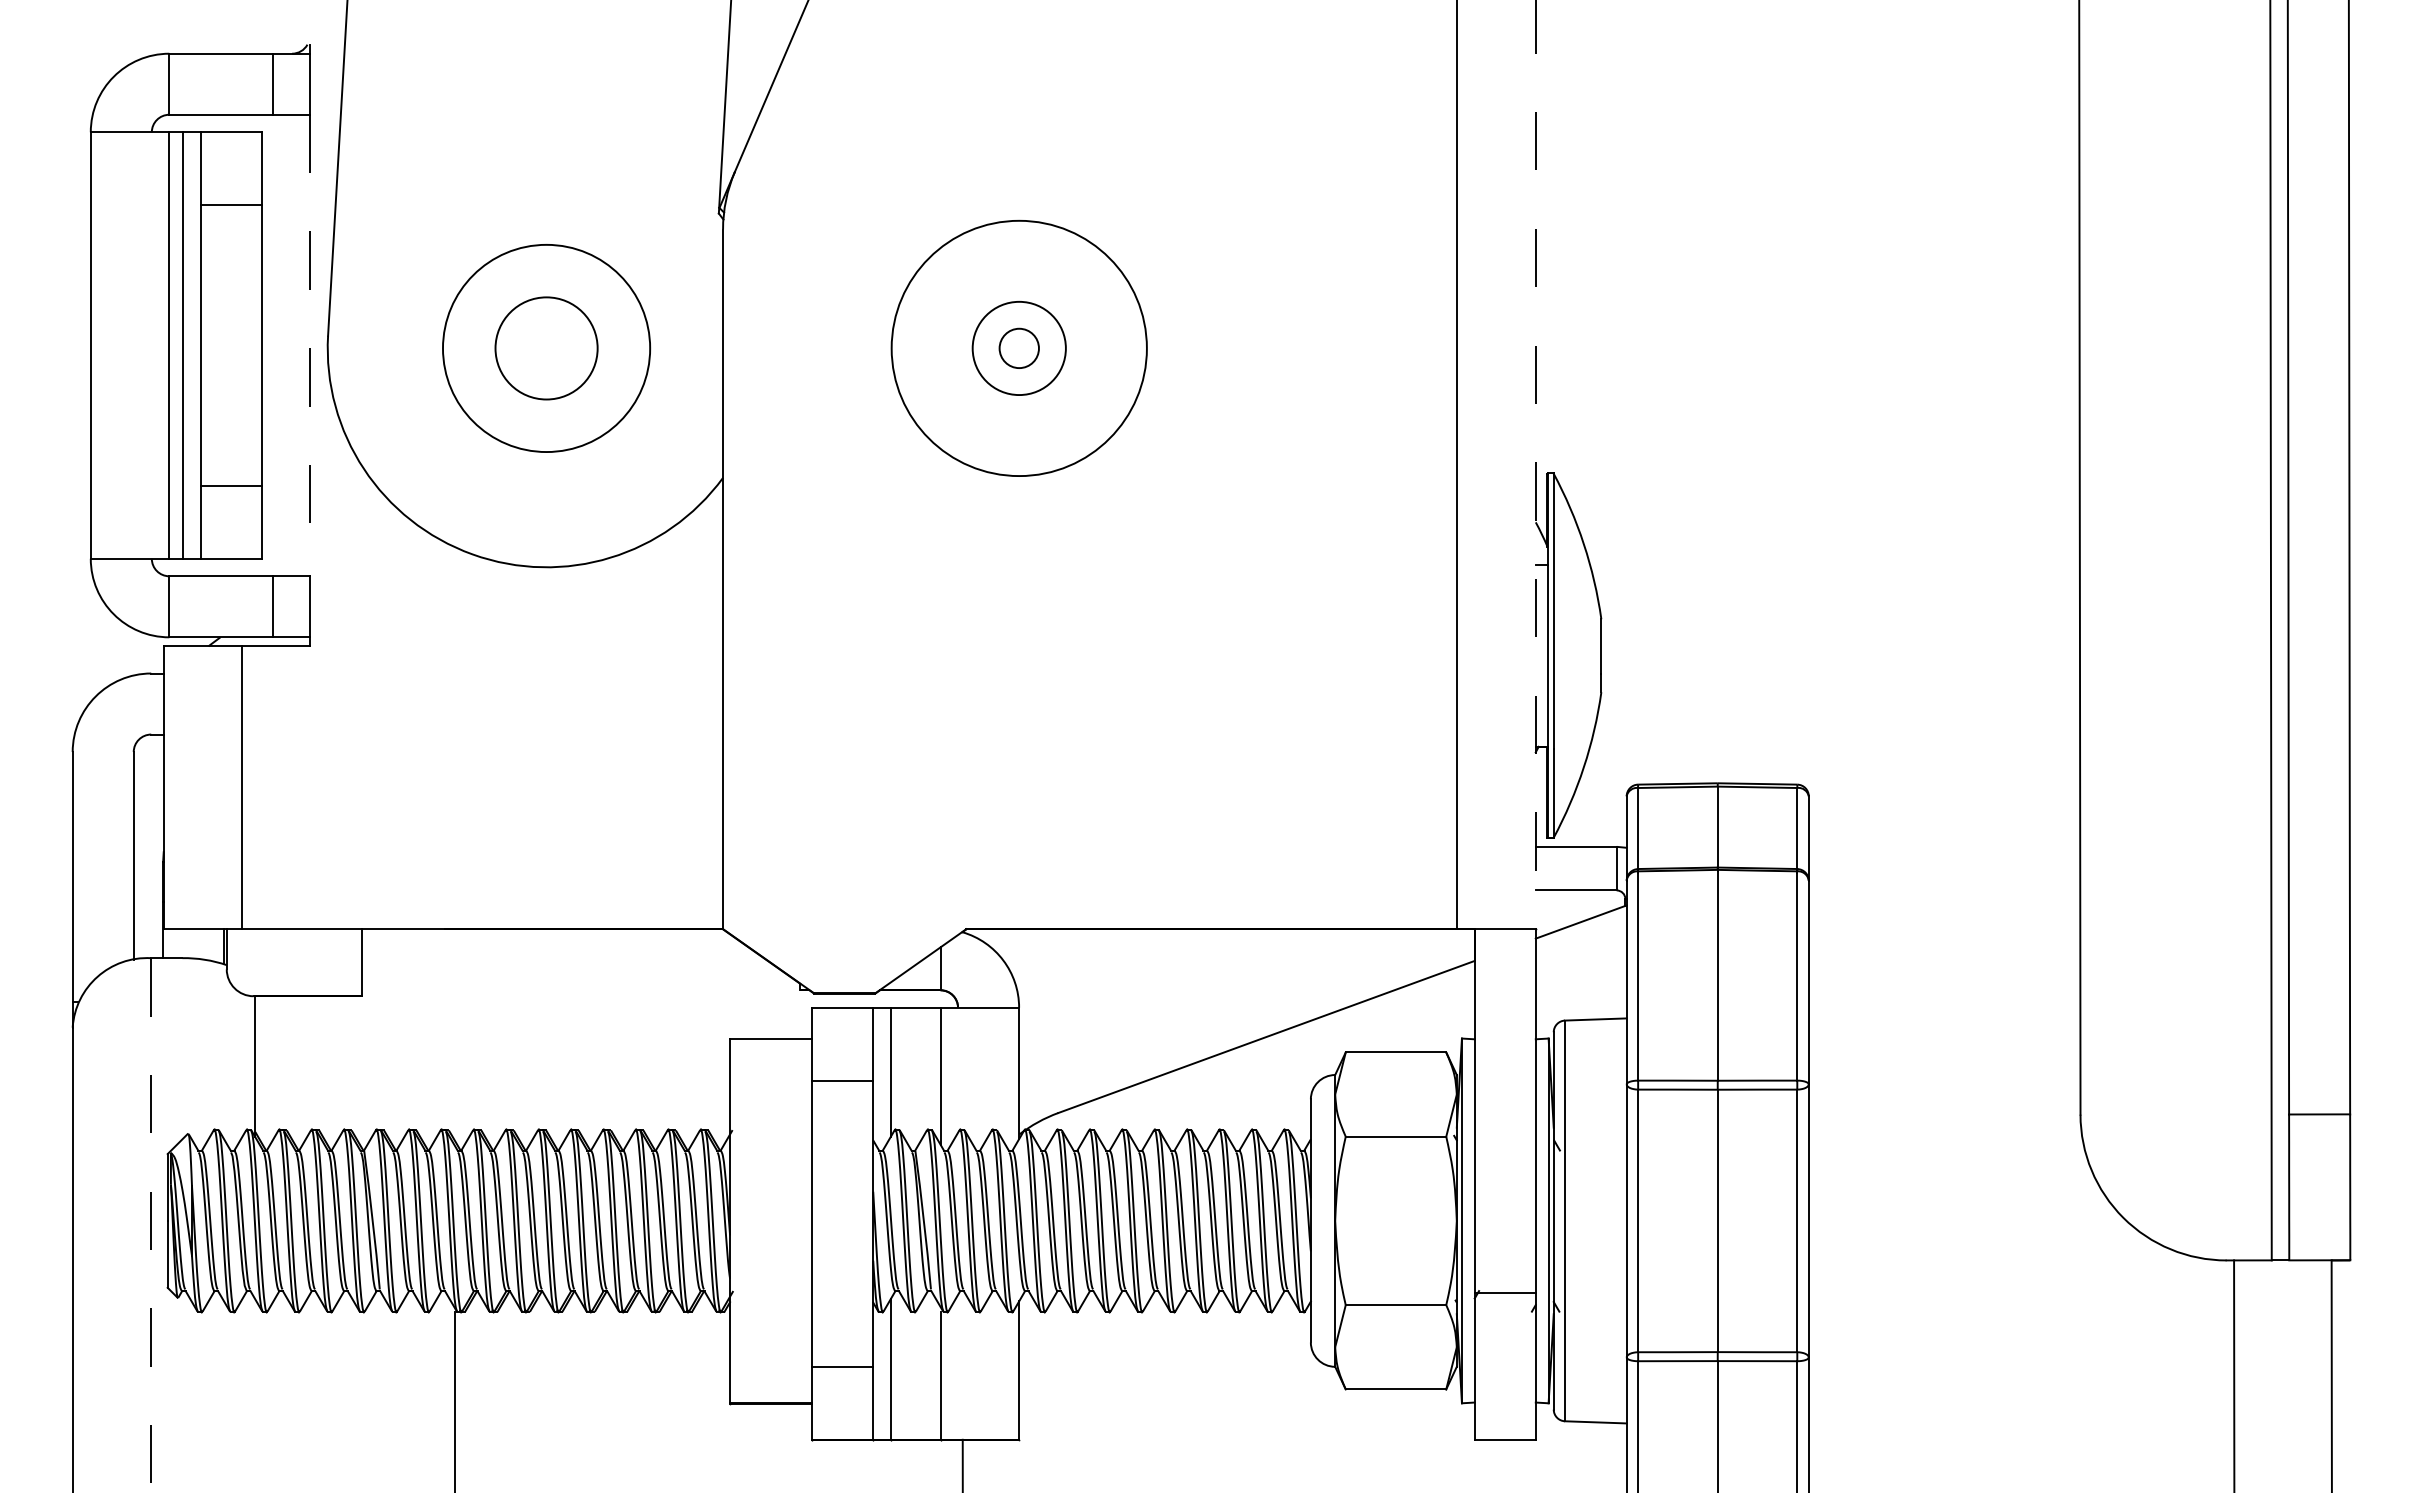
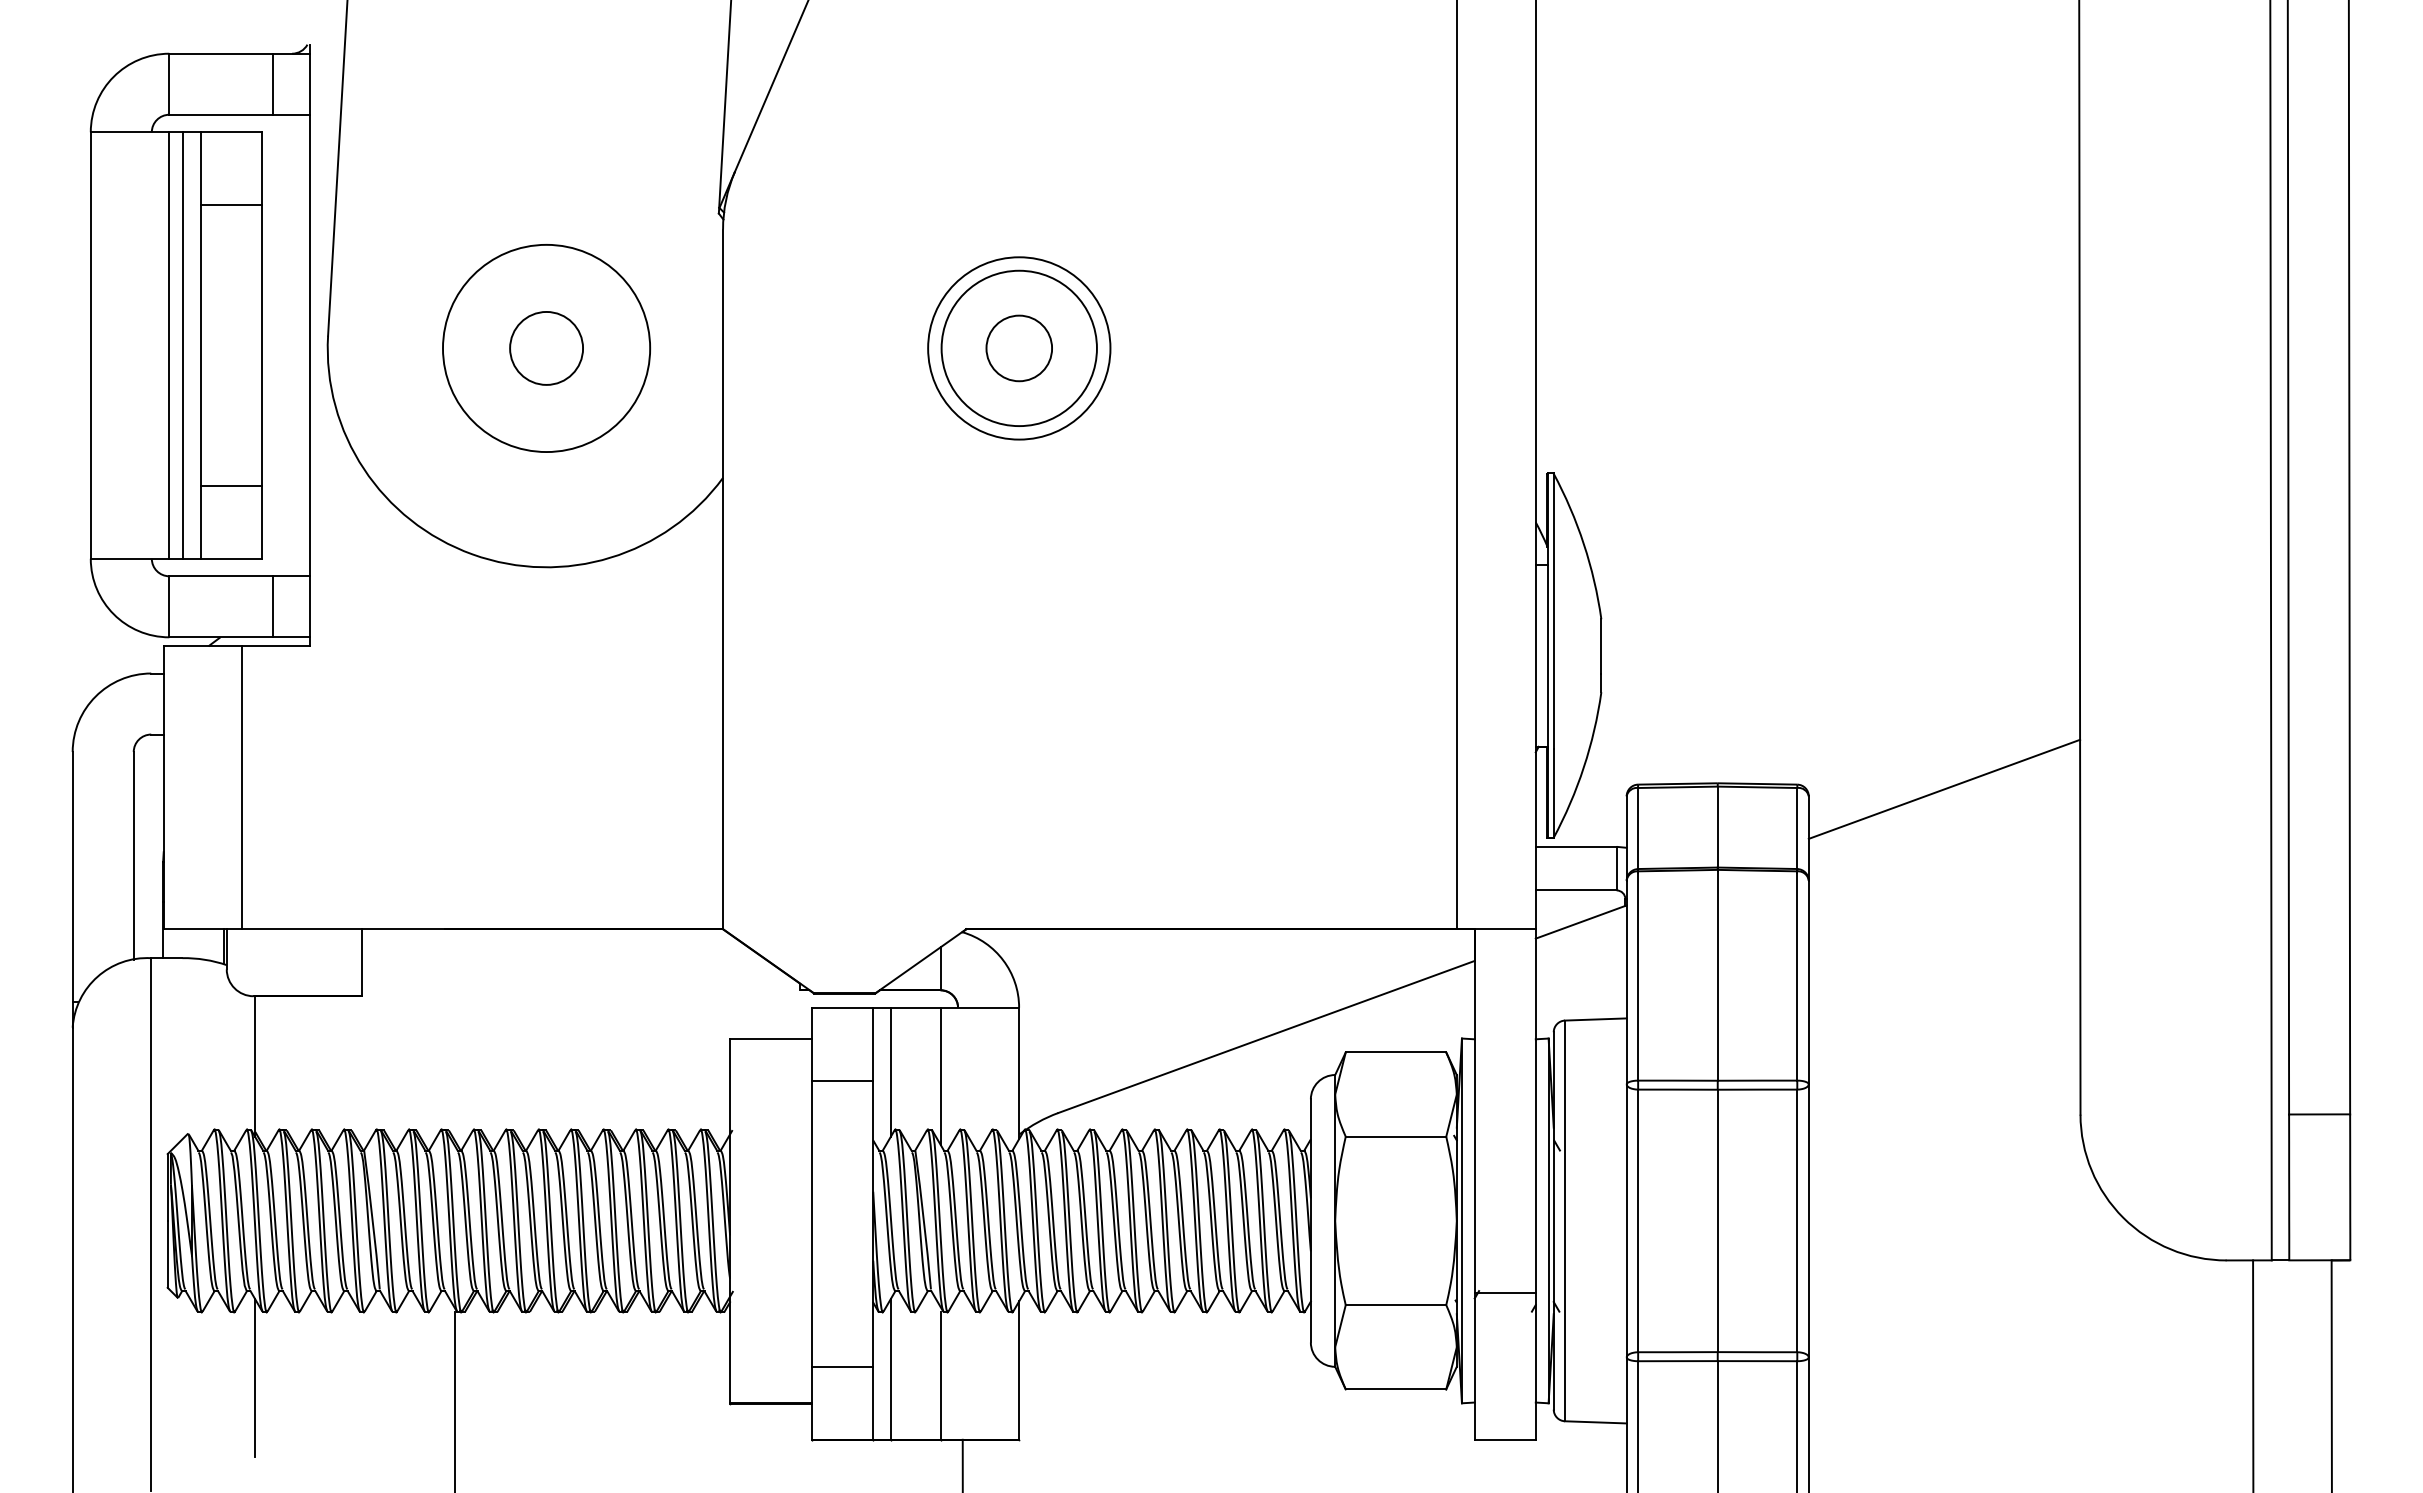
line: dashed -> solid (309, 345)
circle diameter: 102 px -> 73 px (546, 347)
circle diameter: 255 px -> 182 px (1019, 348)
circle diameter: 39 px -> 66 px (1019, 348)
circle diameter: 93 px -> 155 px (1018, 348)
line: dashed -> solid (1535, 465)
line: none -> present (1944, 788)
line: dashed -> solid (151, 1224)
line position: (2234, 1374) -> (2253, 1374) (2253, 1374)
line: none -> present (255, 1377)
